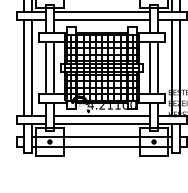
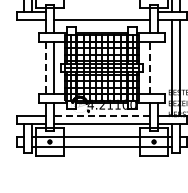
line: present -> none (101, 11)
line: solid -> dashed (45, 67)
line: solid -> dashed (149, 67)
line: present -> none (158, 67)
line: present -> none (23, 68)
line: present -> none (32, 68)
line: solid -> dashed (102, 116)
